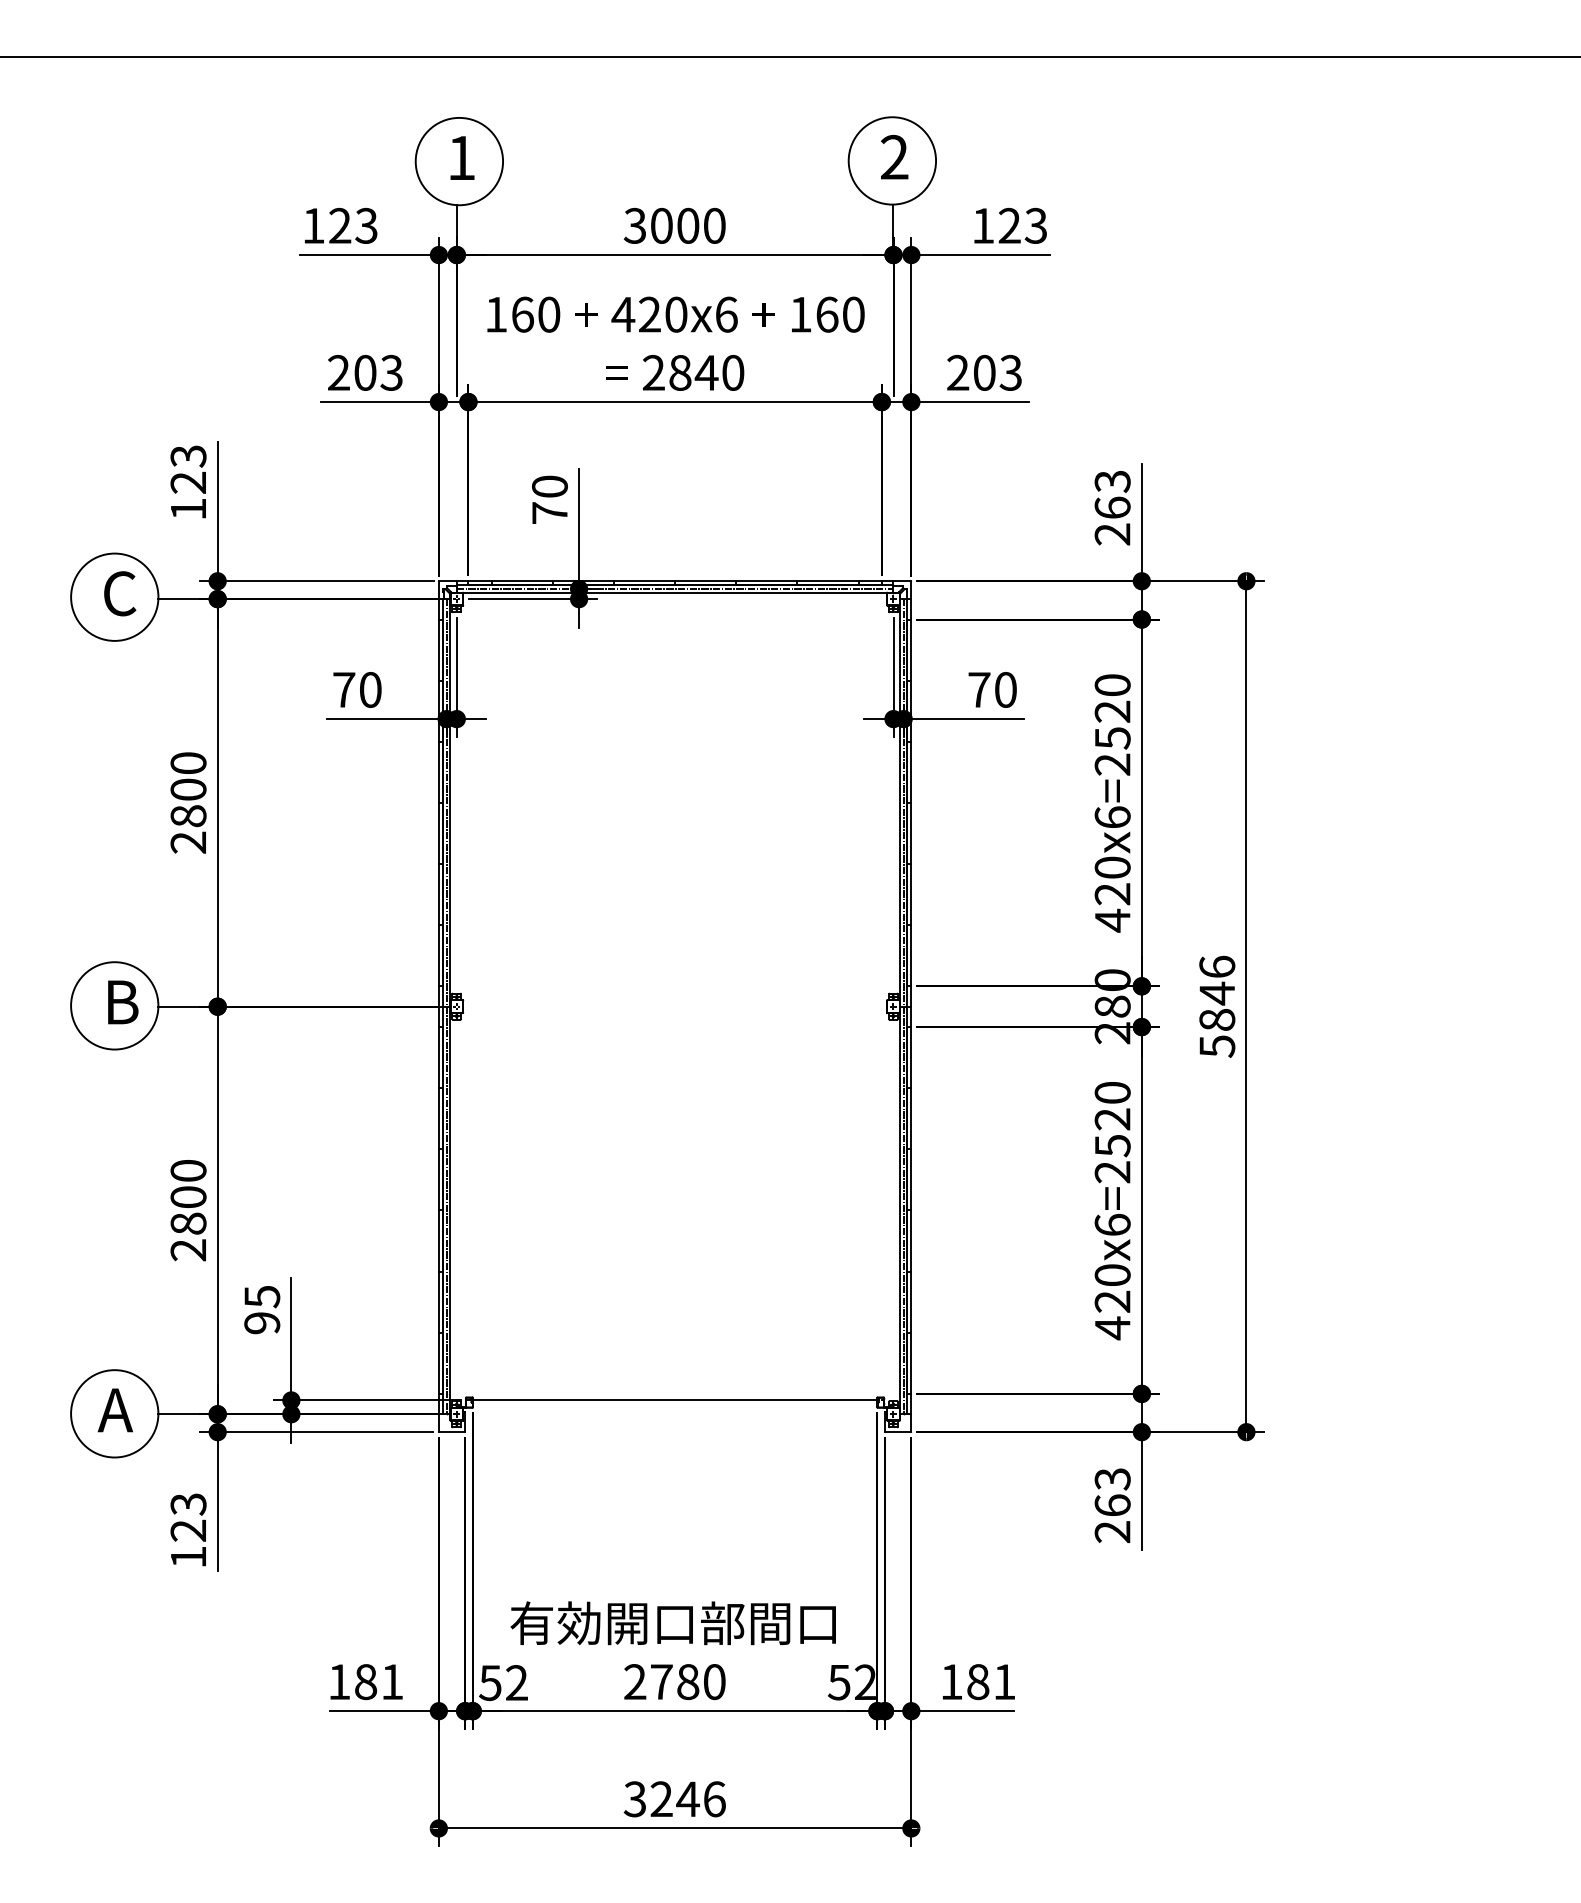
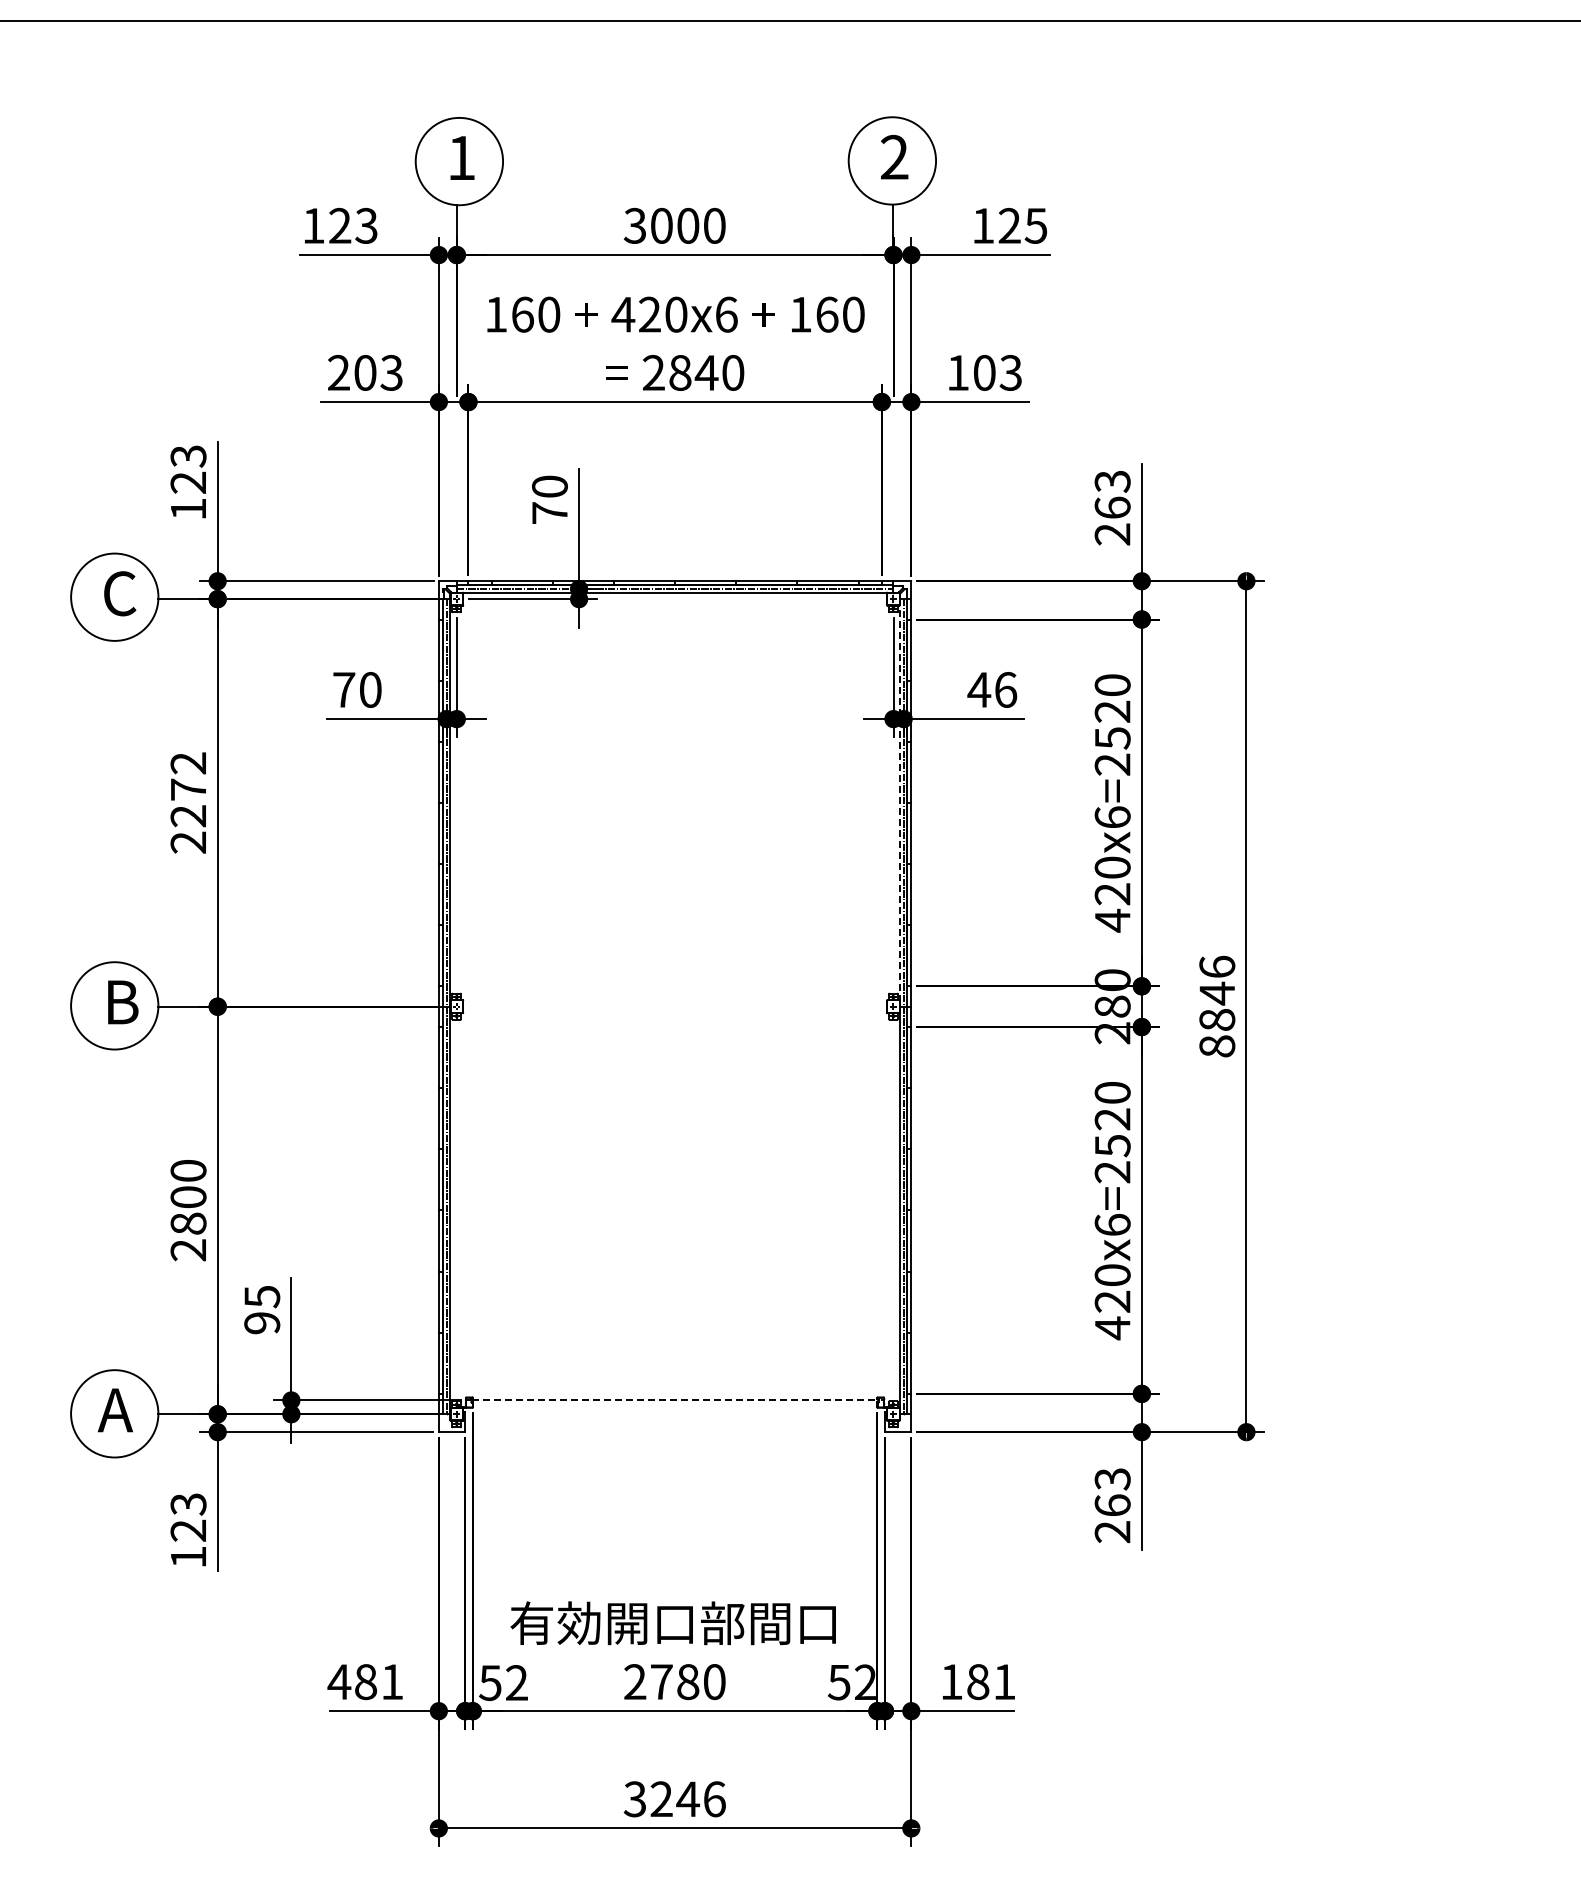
line position: (789, 57) -> (789, 21) (789, 21)
text: 123 -> 125 (1035, 225)
text: 203 -> 103 (958, 372)
text: 70 -> 46 (992, 689)
text: 2800 -> 2272 (188, 789)
line: solid -> dashed (899, 802)
text: 5846 -> 8846 (1217, 1046)
line: solid -> dashed (675, 1400)
text: 181 -> 481 (339, 1681)
